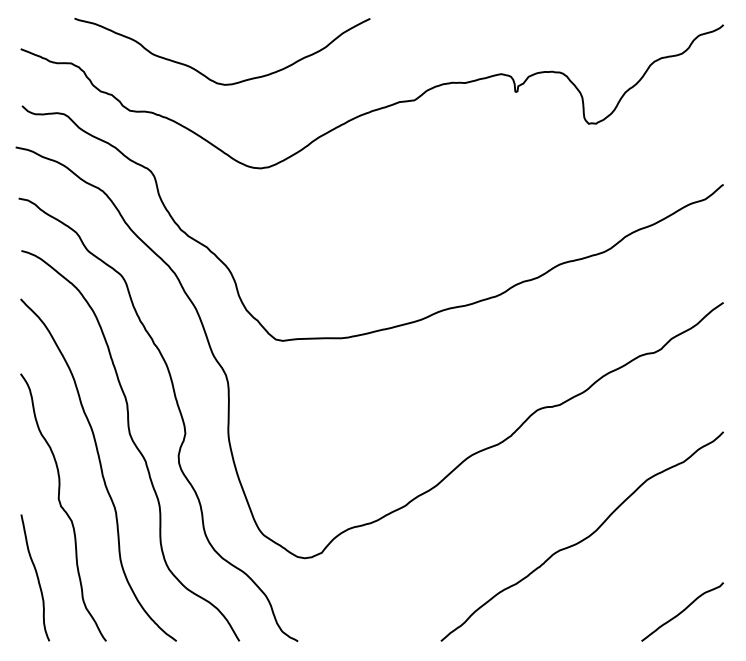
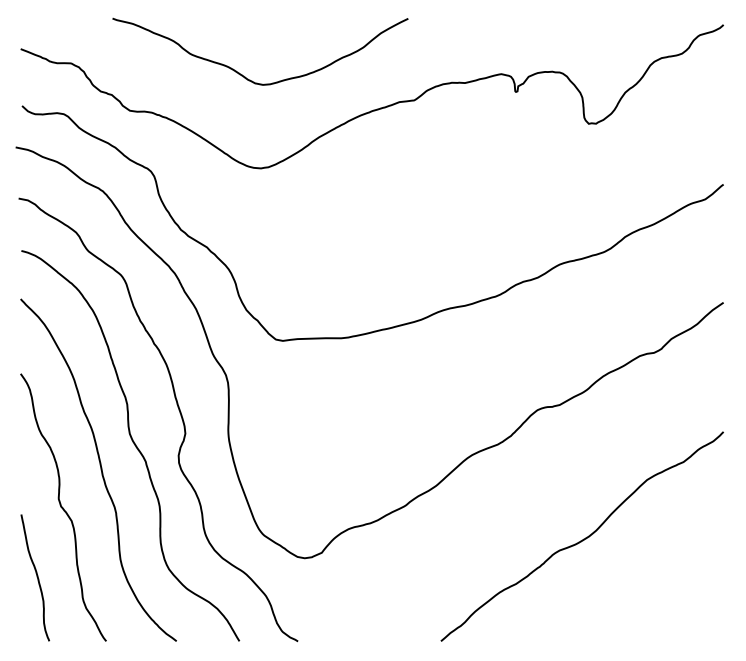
curve position: (207, 76) -> (245, 76) (245, 76)
curve: present -> none (682, 611)
